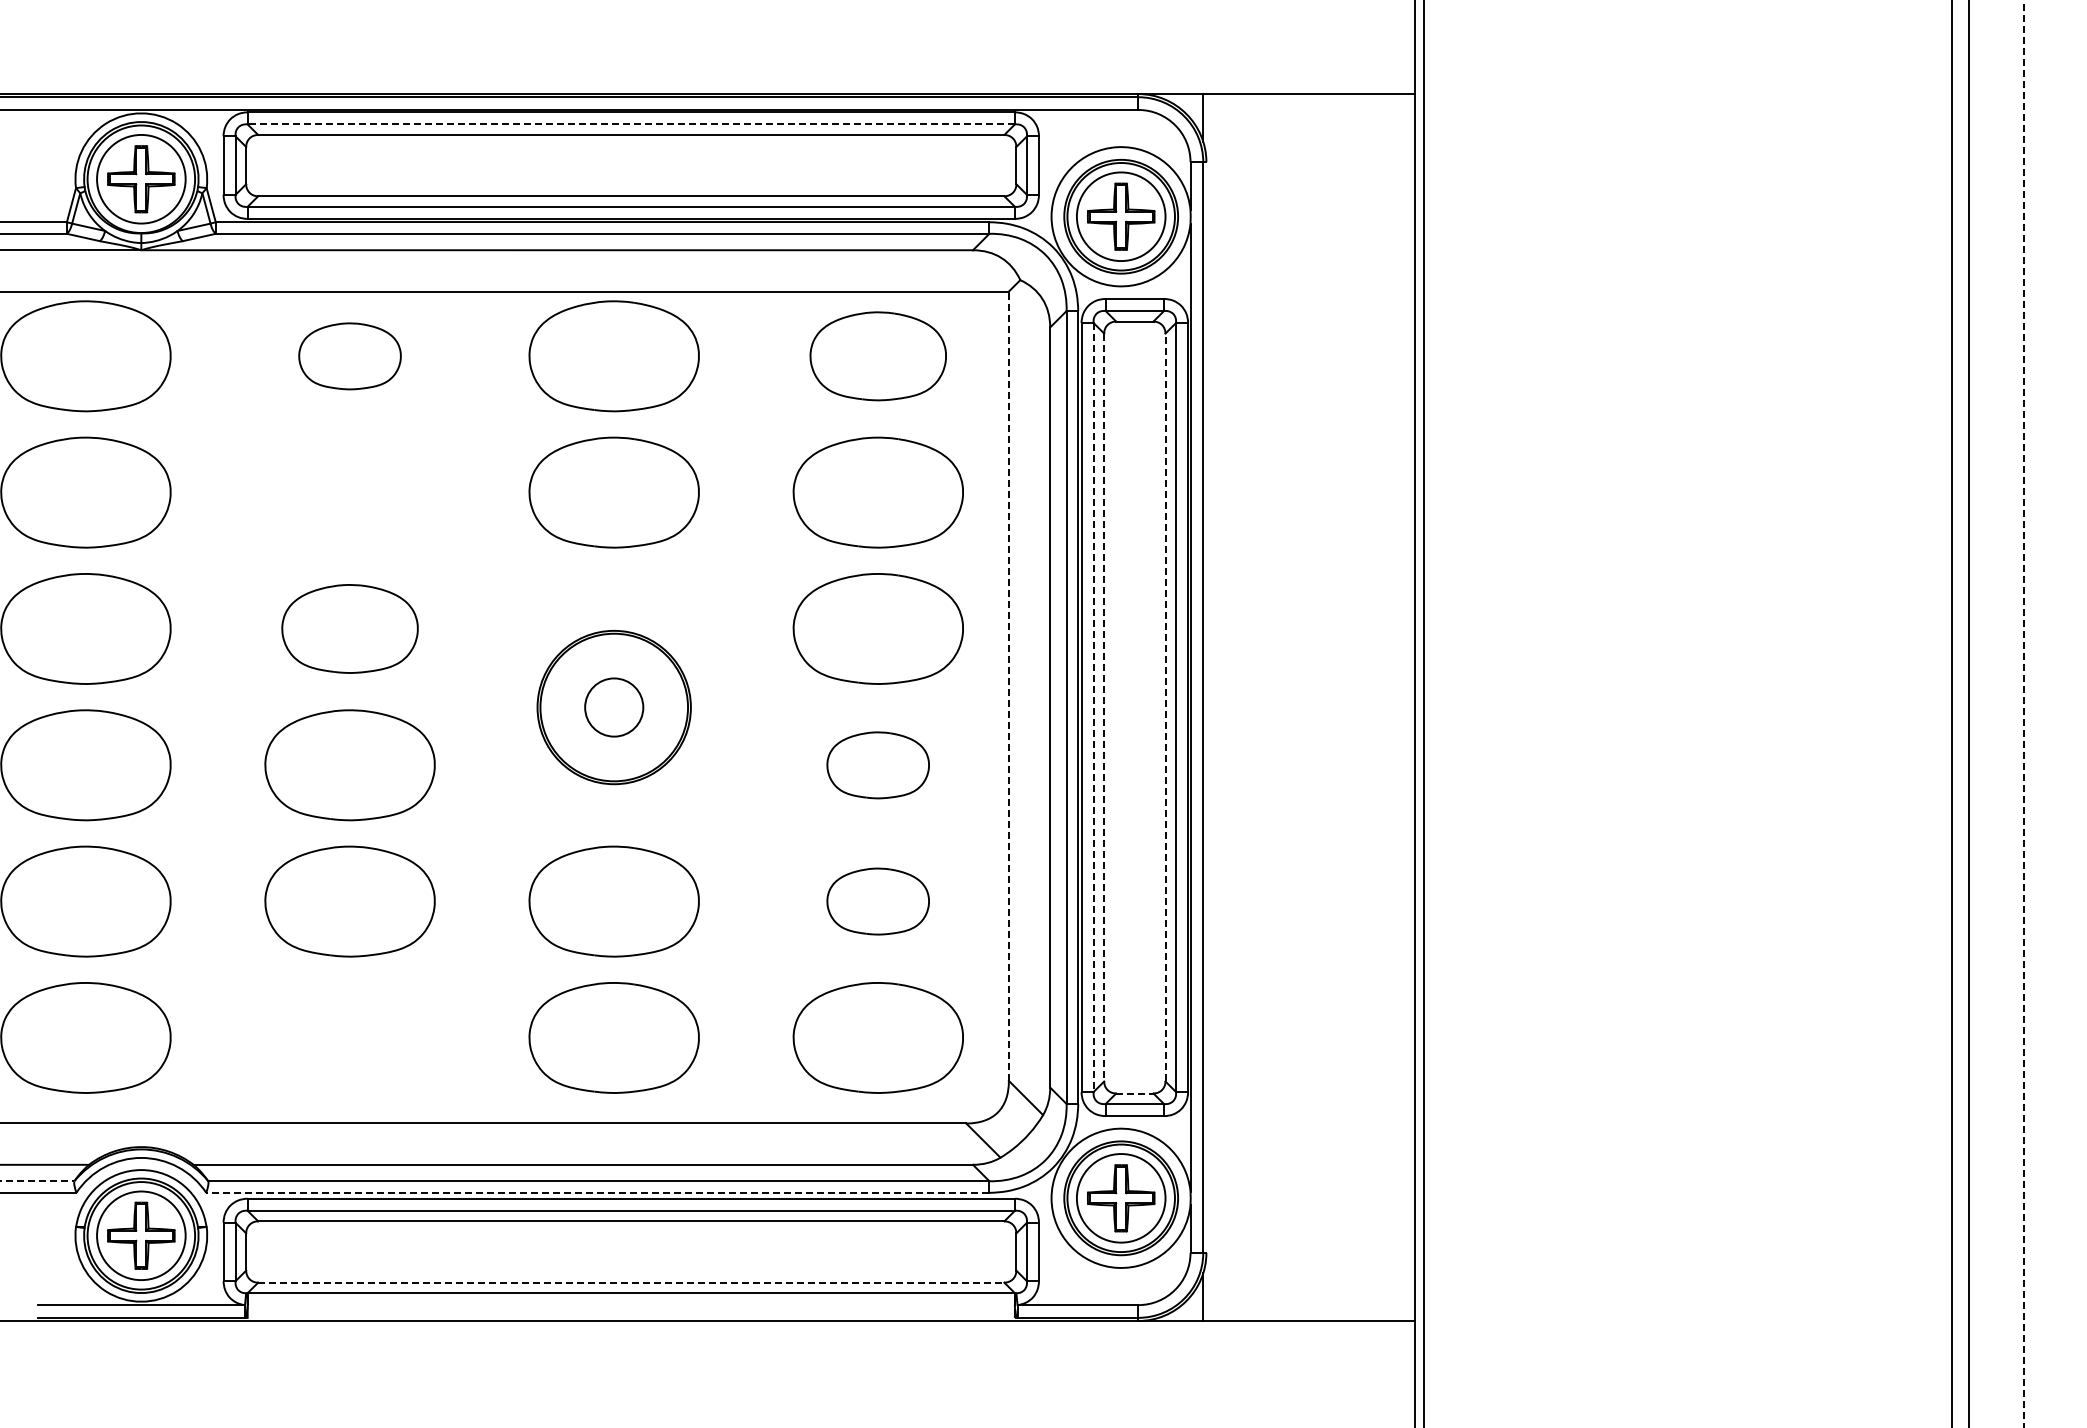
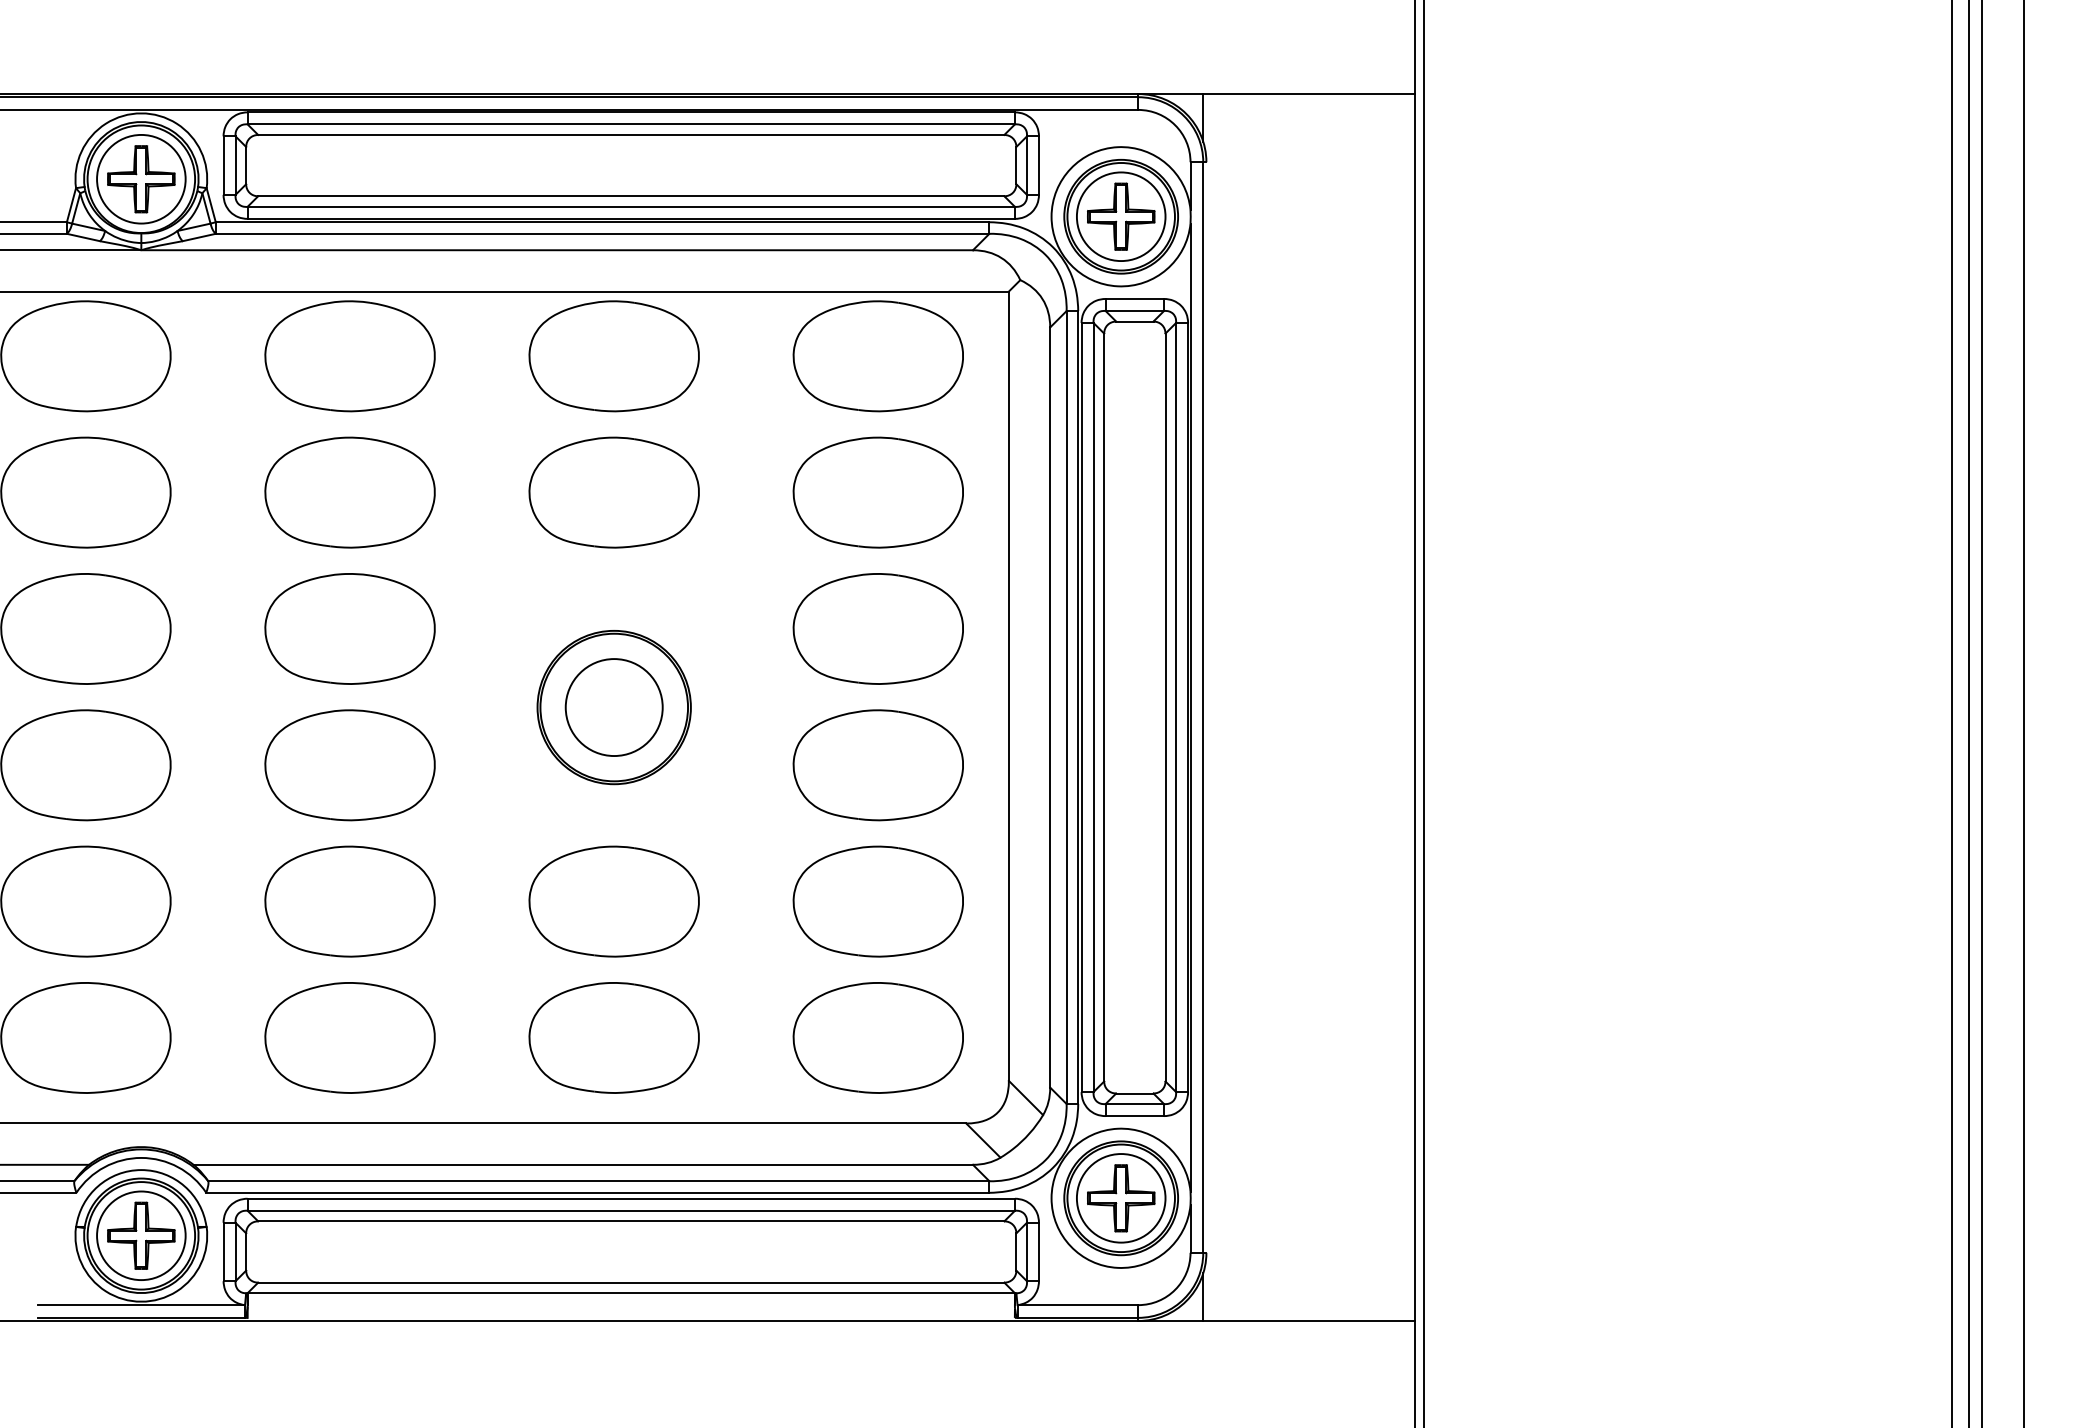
line: dashed -> solid (631, 124)
part size: 104x69 px -> 172x113 px (349, 356)
part size: 138x91 px -> 172x113 px (877, 356)
part: none -> present (349, 492)
part size: 138x90 px -> 172x112 px (349, 628)
line: dashed -> solid (1008, 686)
circle diameter: 58 px -> 97 px (613, 707)
line: dashed -> solid (1093, 707)
line: dashed -> solid (1104, 707)
line: dashed -> solid (1165, 707)
line: none -> present (1981, 713)
line: dashed -> solid (2024, 713)
part size: 104x69 px -> 172x113 px (877, 765)
part size: 104x69 px -> 172x113 px (877, 901)
part: none -> present (349, 1037)
line: dashed -> solid (1134, 1093)
line: dashed -> solid (37, 1181)
line: dashed -> solid (597, 1192)
line: dashed -> solid (631, 1282)
